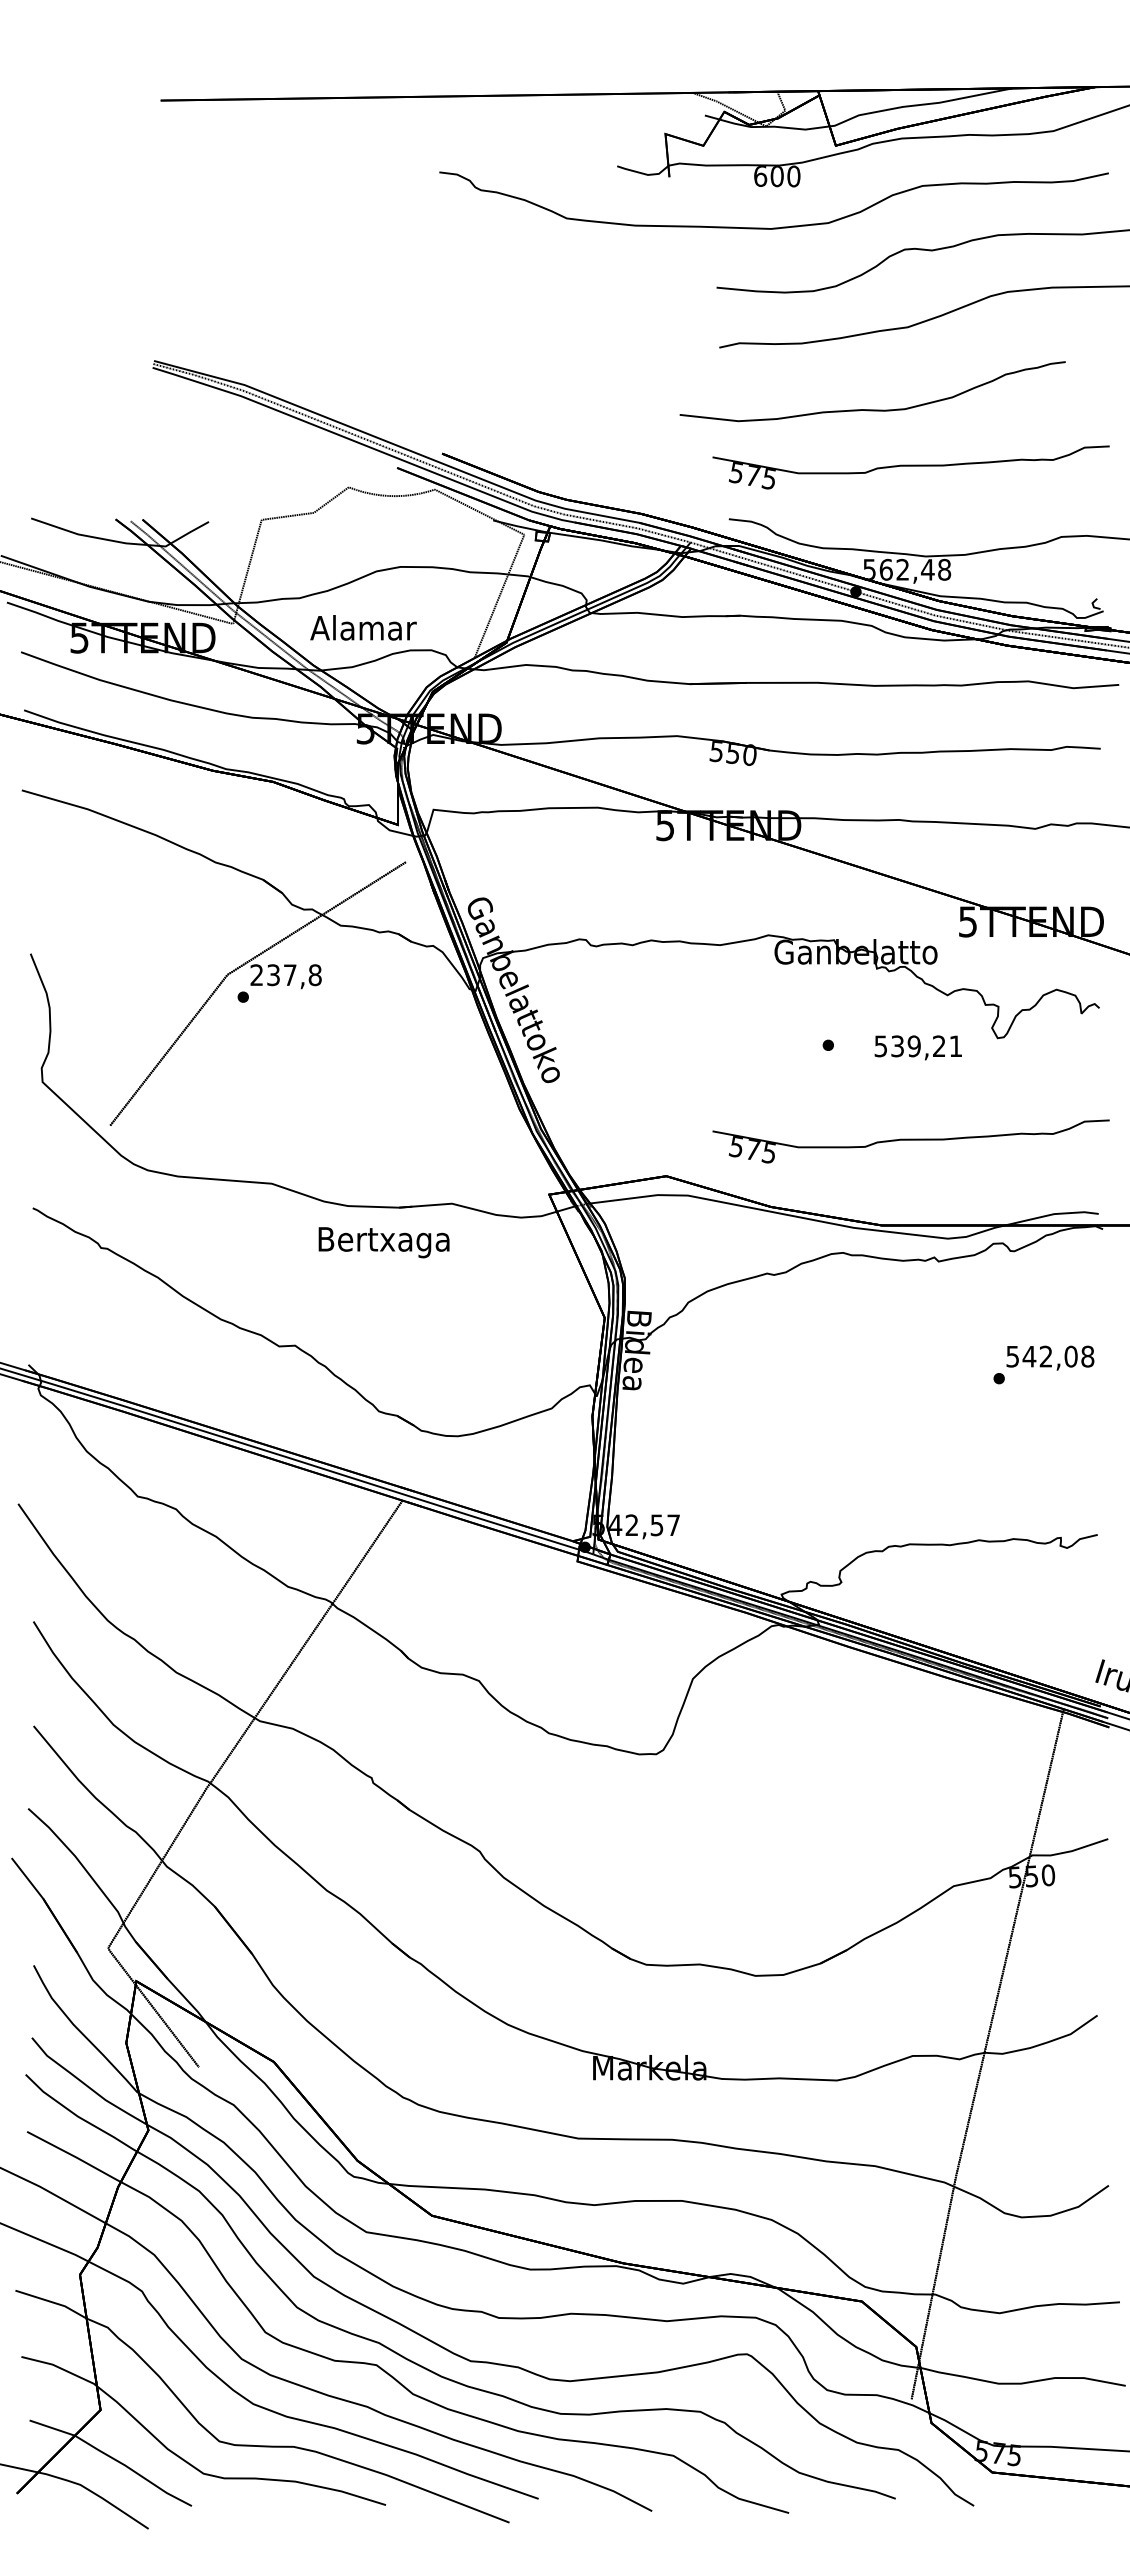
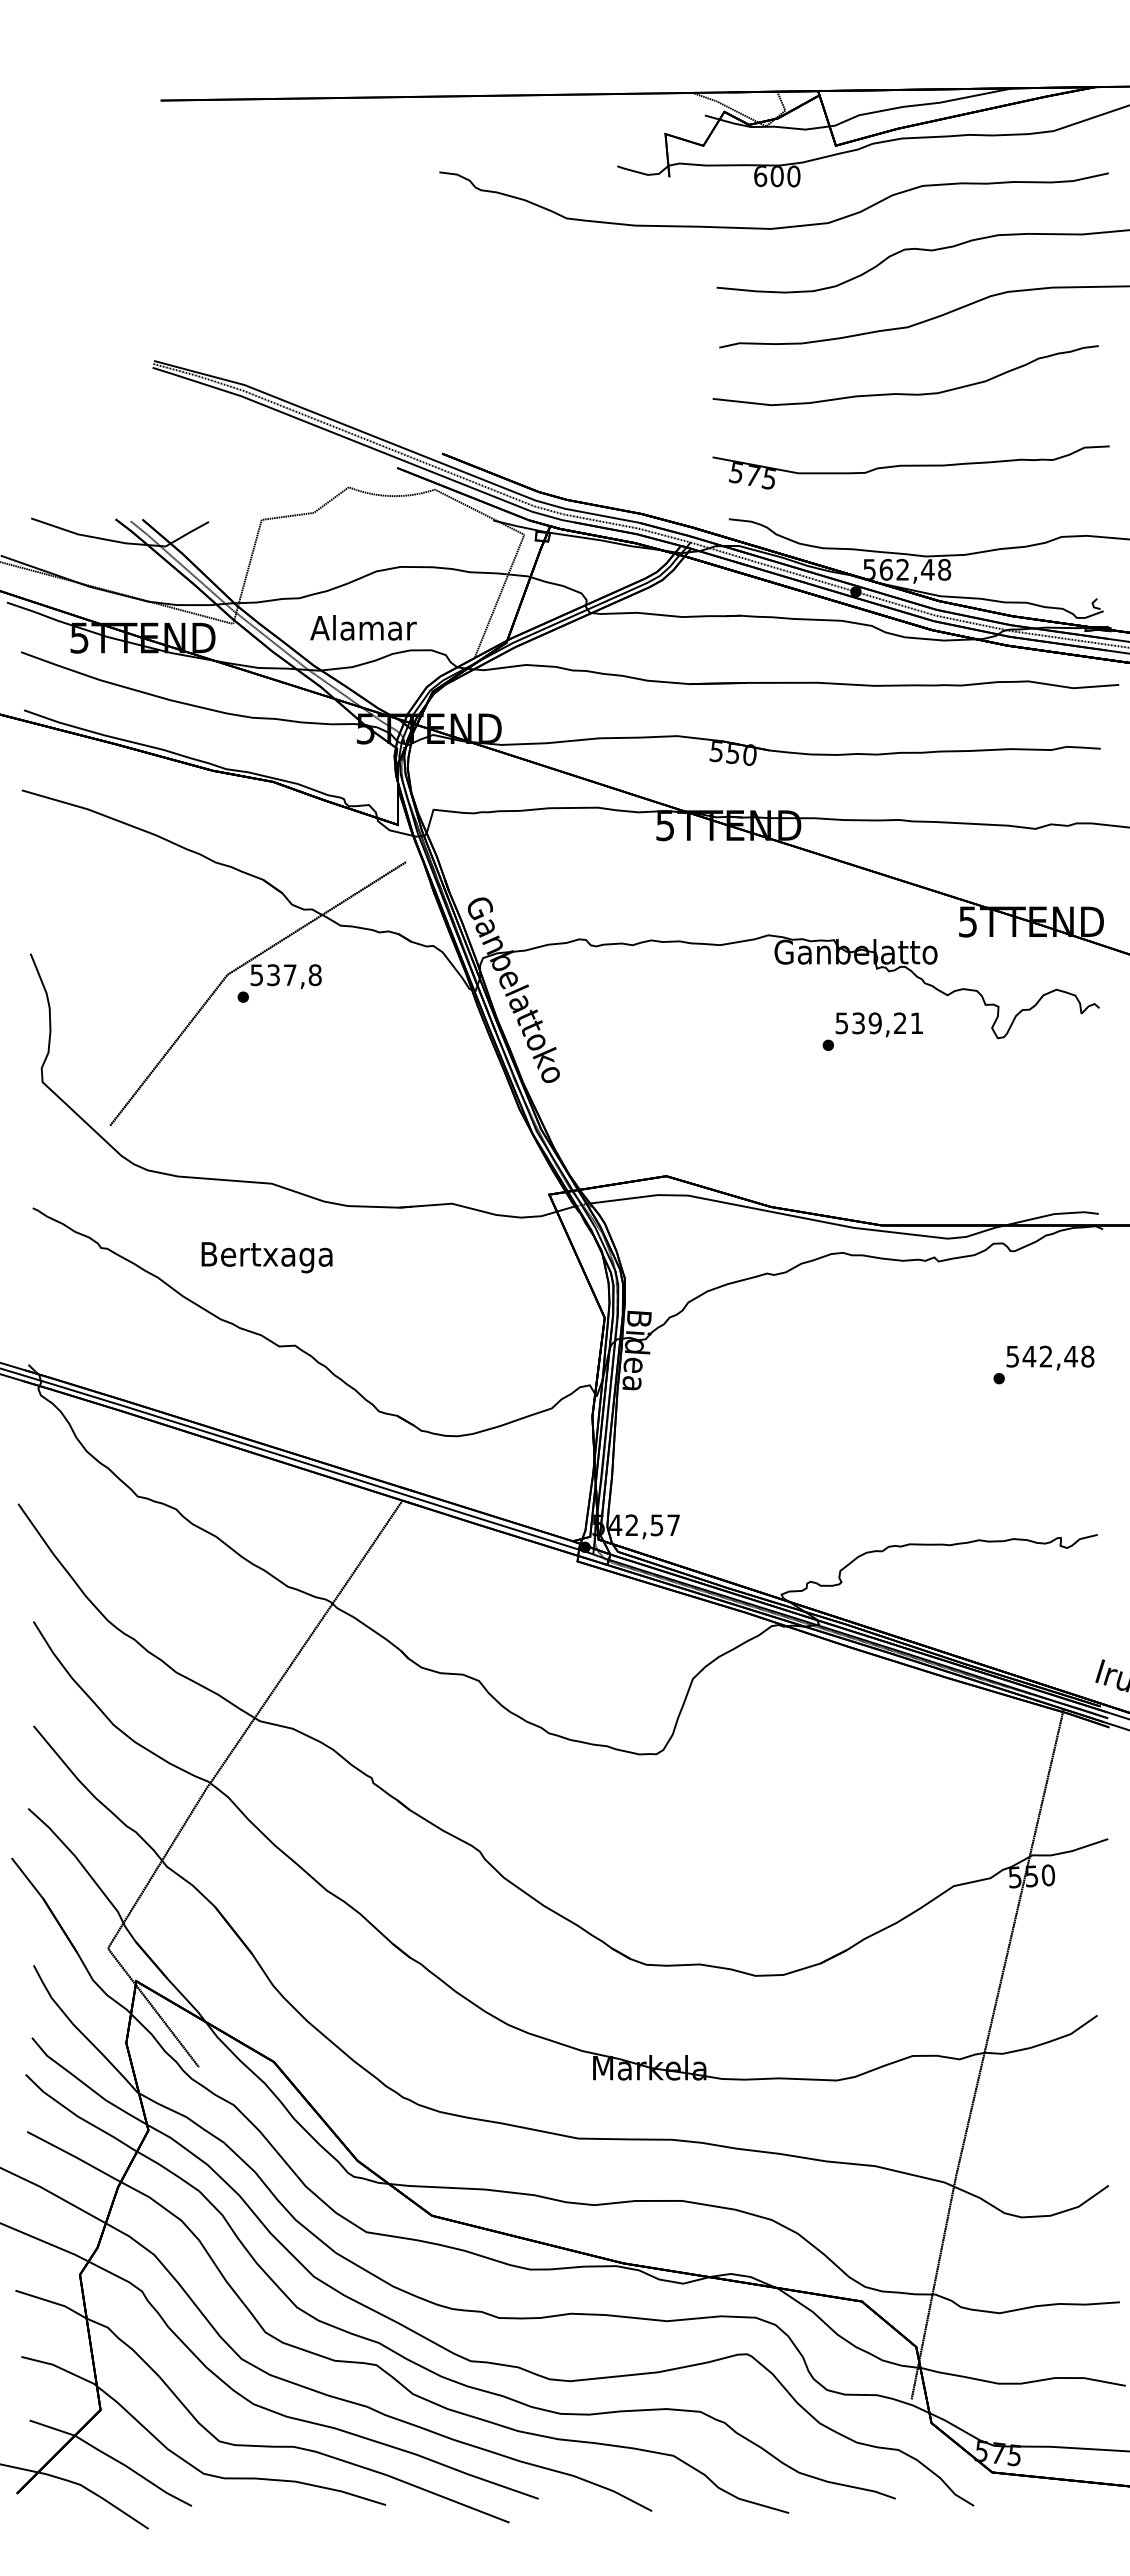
part position: (872, 409) -> (905, 393) (905, 393)
text: 237,8 -> 537,8 (256, 975)
text position: (917, 1047) -> (878, 1024) (878, 1024)
part: present -> none (910, 1141)
text position: (383, 1242) -> (266, 1257) (266, 1257)
text: 542,08 -> 542,48 (1070, 1356)
